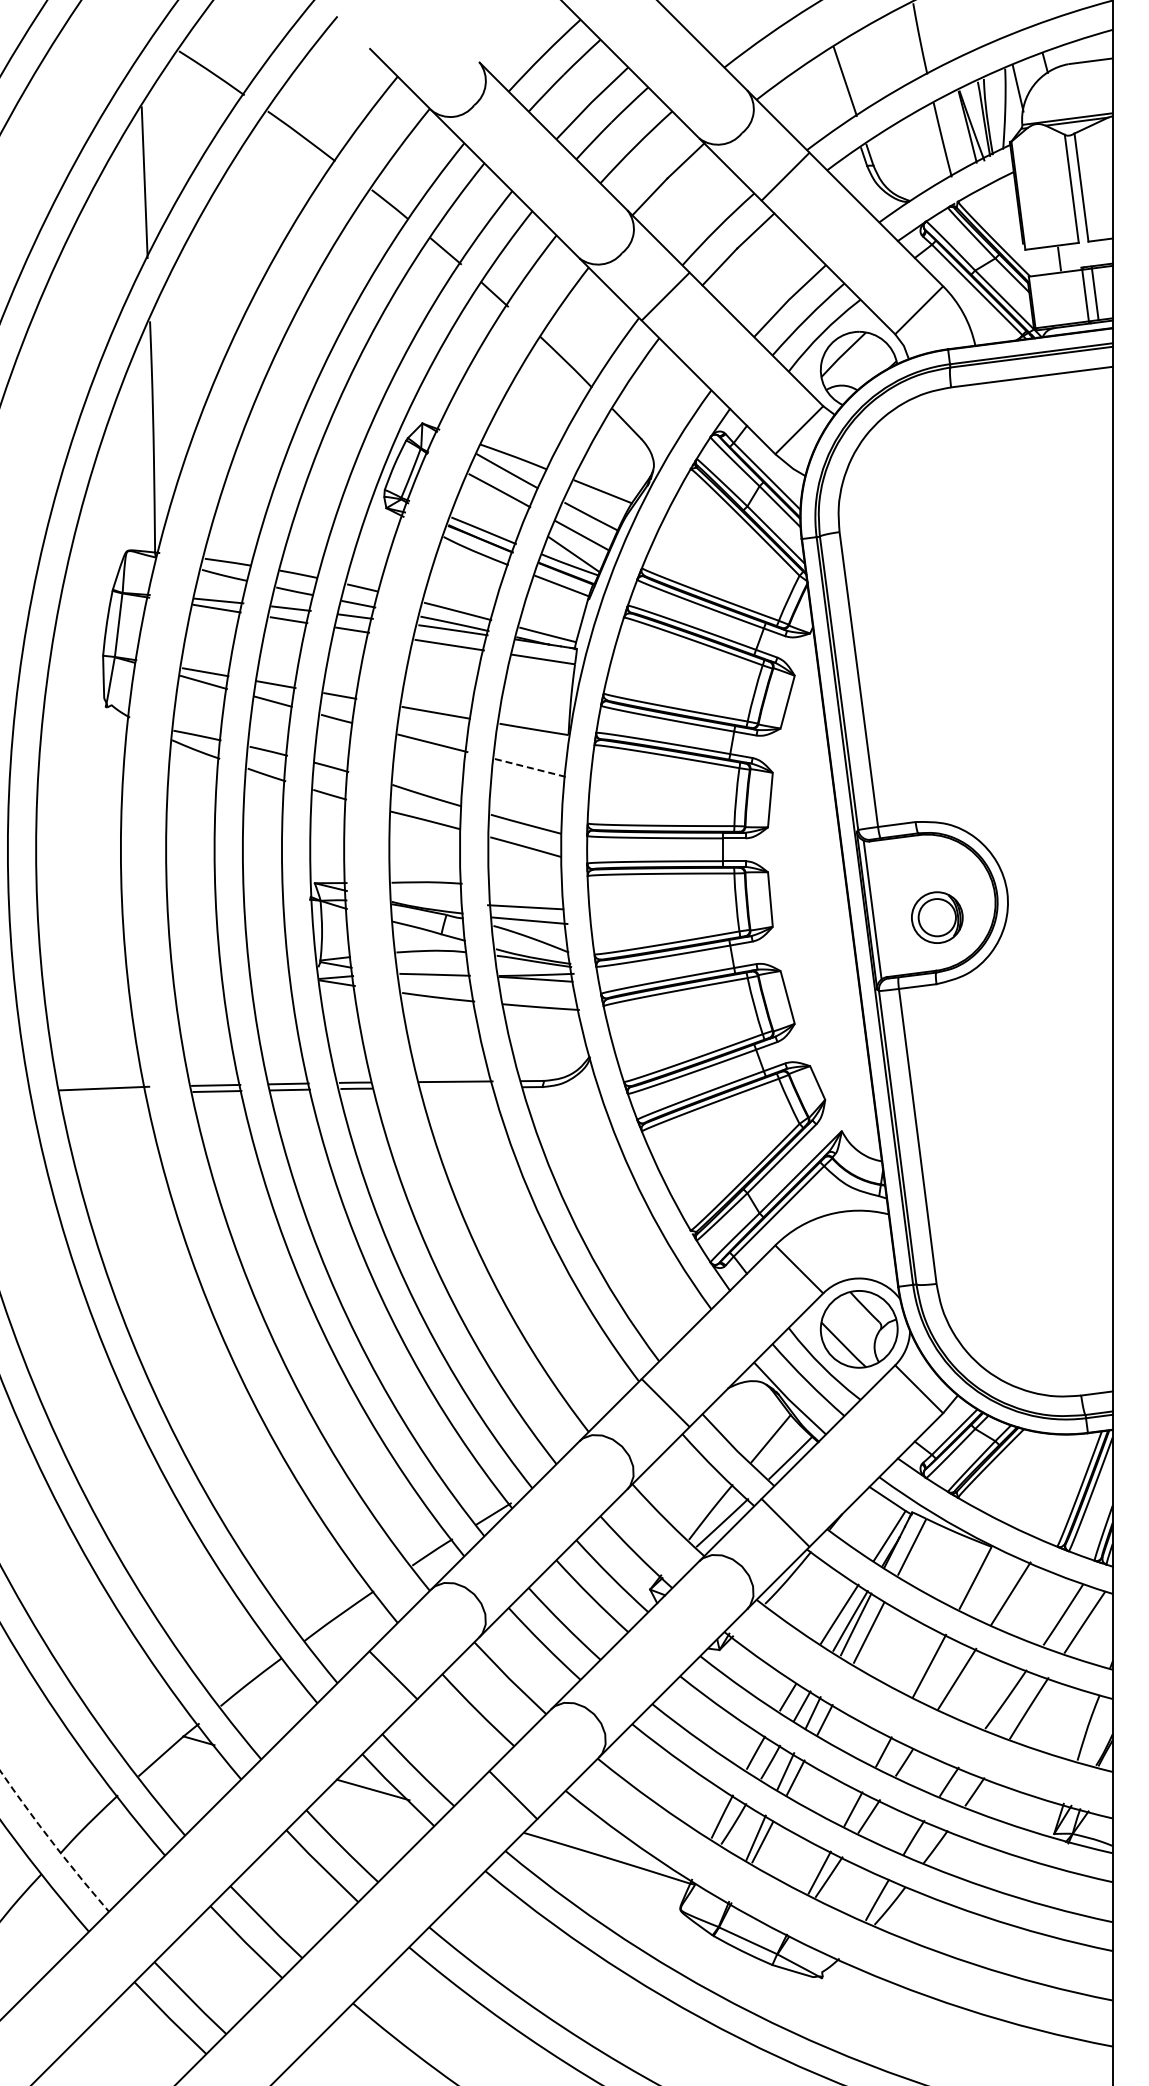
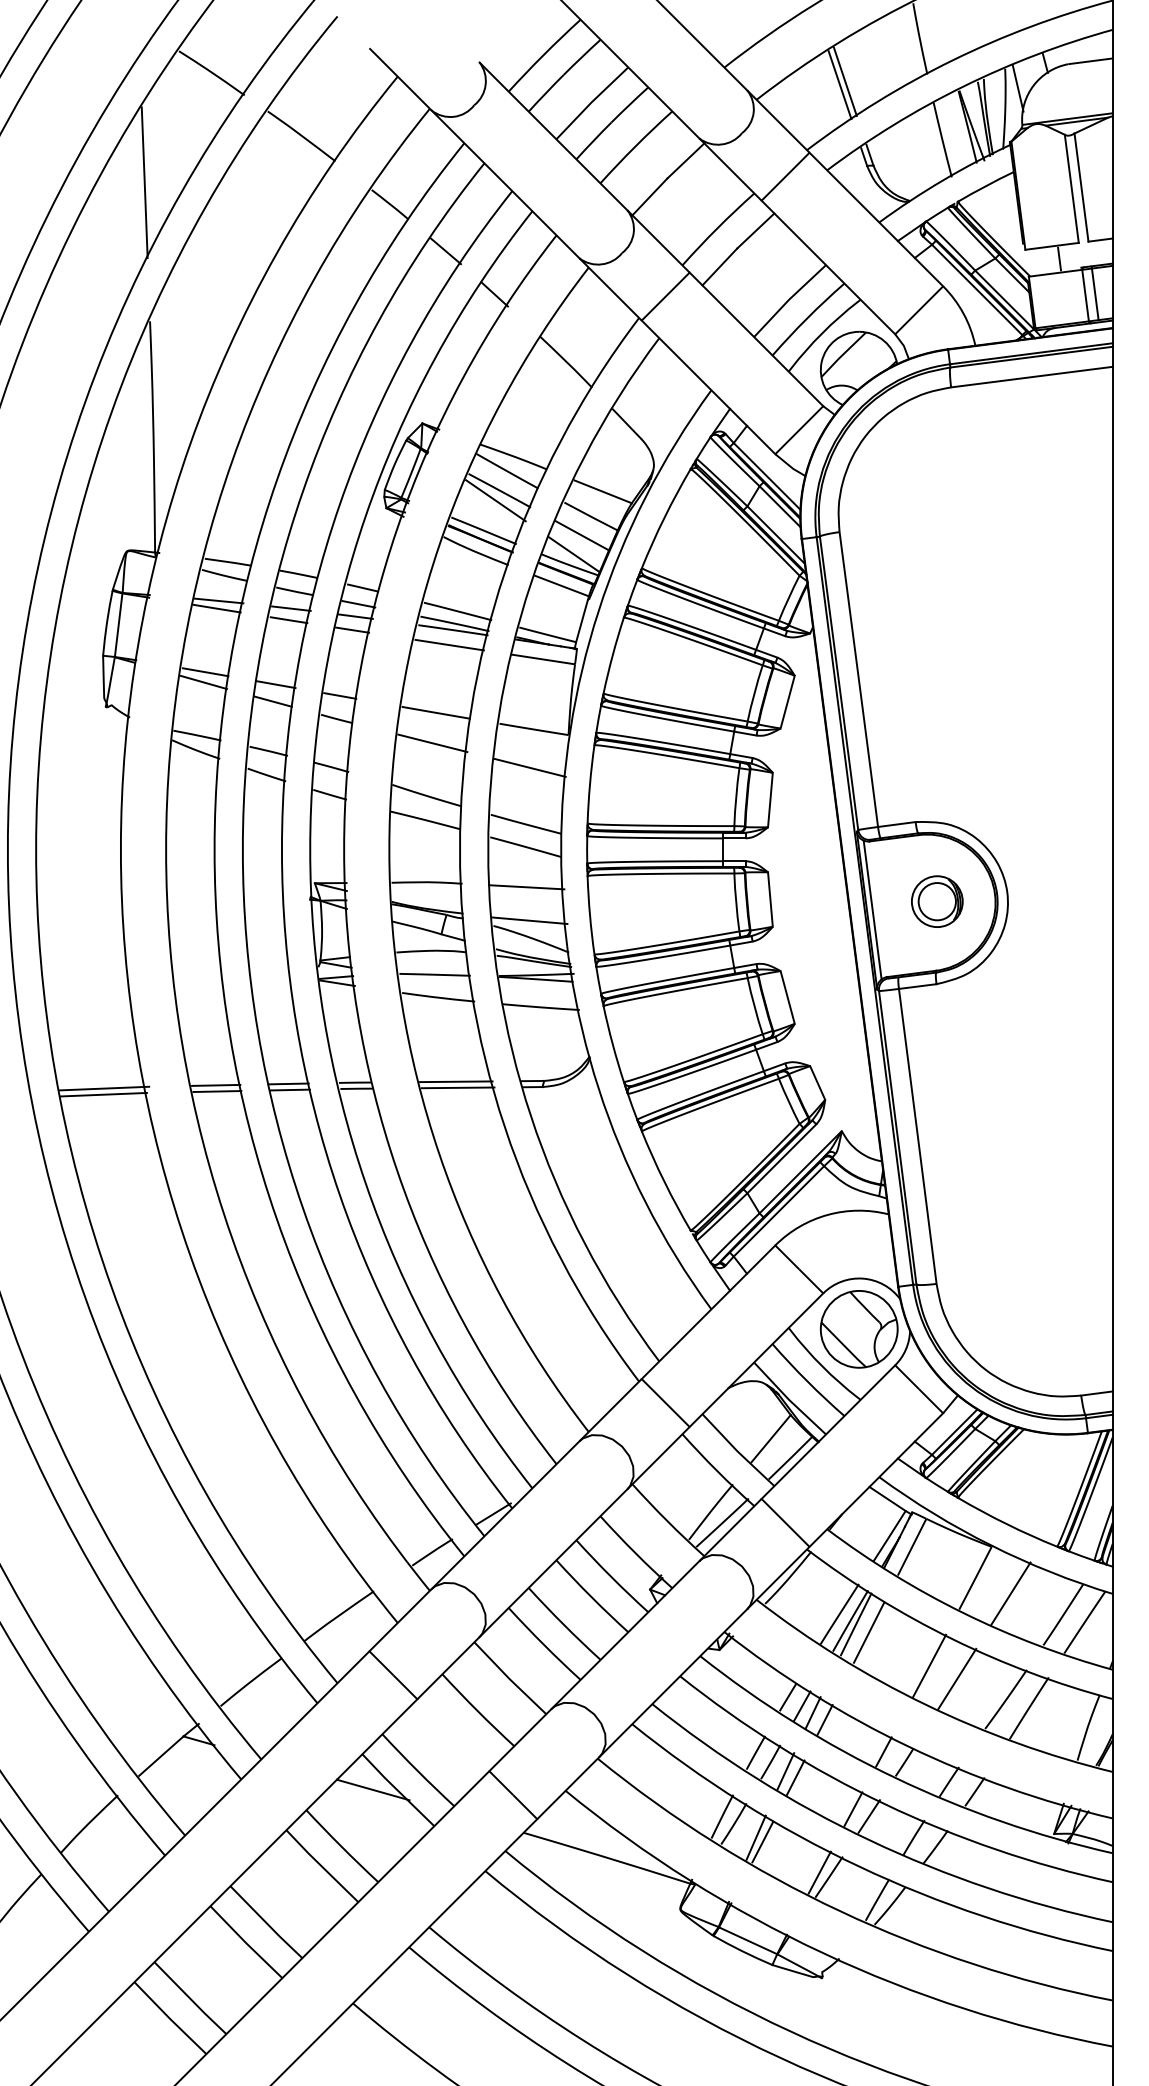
line: none -> present (839, 85)
line: none -> present (495, 500)
line: dashed -> solid (529, 767)
line position: (525, 907) -> (526, 887) (526, 887)
part position: (937, 917) -> (937, 901) (937, 901)
line: none -> present (457, 1087)
line: none -> present (103, 1094)
arc: dashed -> solid (52, 1842)
